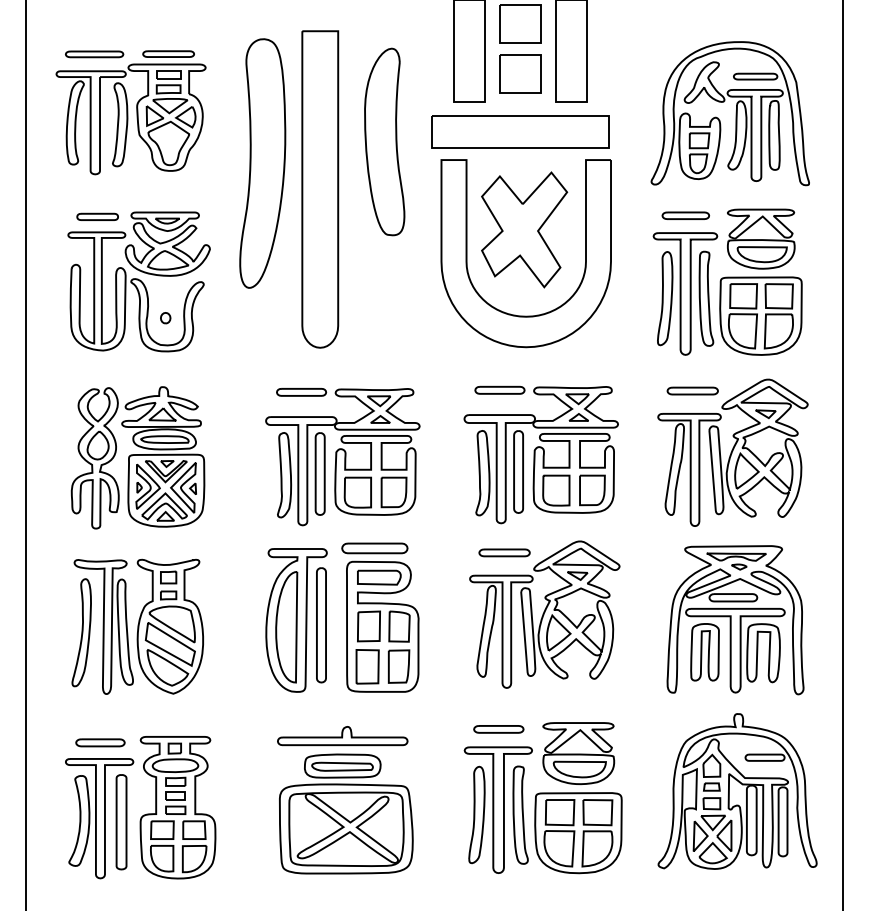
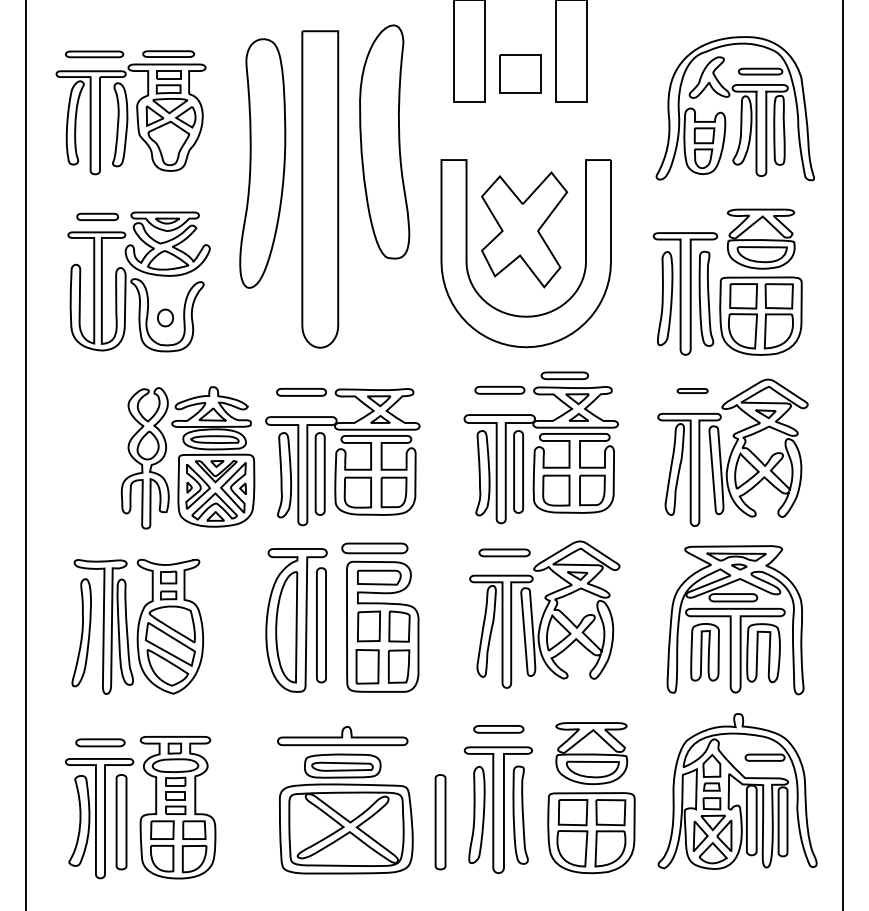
part: present -> none (520, 23)
part position: (729, 113) -> (734, 108) (734, 108)
part: present -> none (520, 131)
part size: 42x190 px -> 52x236 px (384, 141)
part position: (685, 215) -> (564, 375) (564, 375)
part size: 12x13 px -> 18x20 px (165, 317)
part size: 53x10 px -> 33x6 px (692, 390)
part position: (137, 457) -> (187, 457) (187, 457)
part position: (578, 798) -> (591, 798) (591, 798)
part: none -> present (440, 822)
